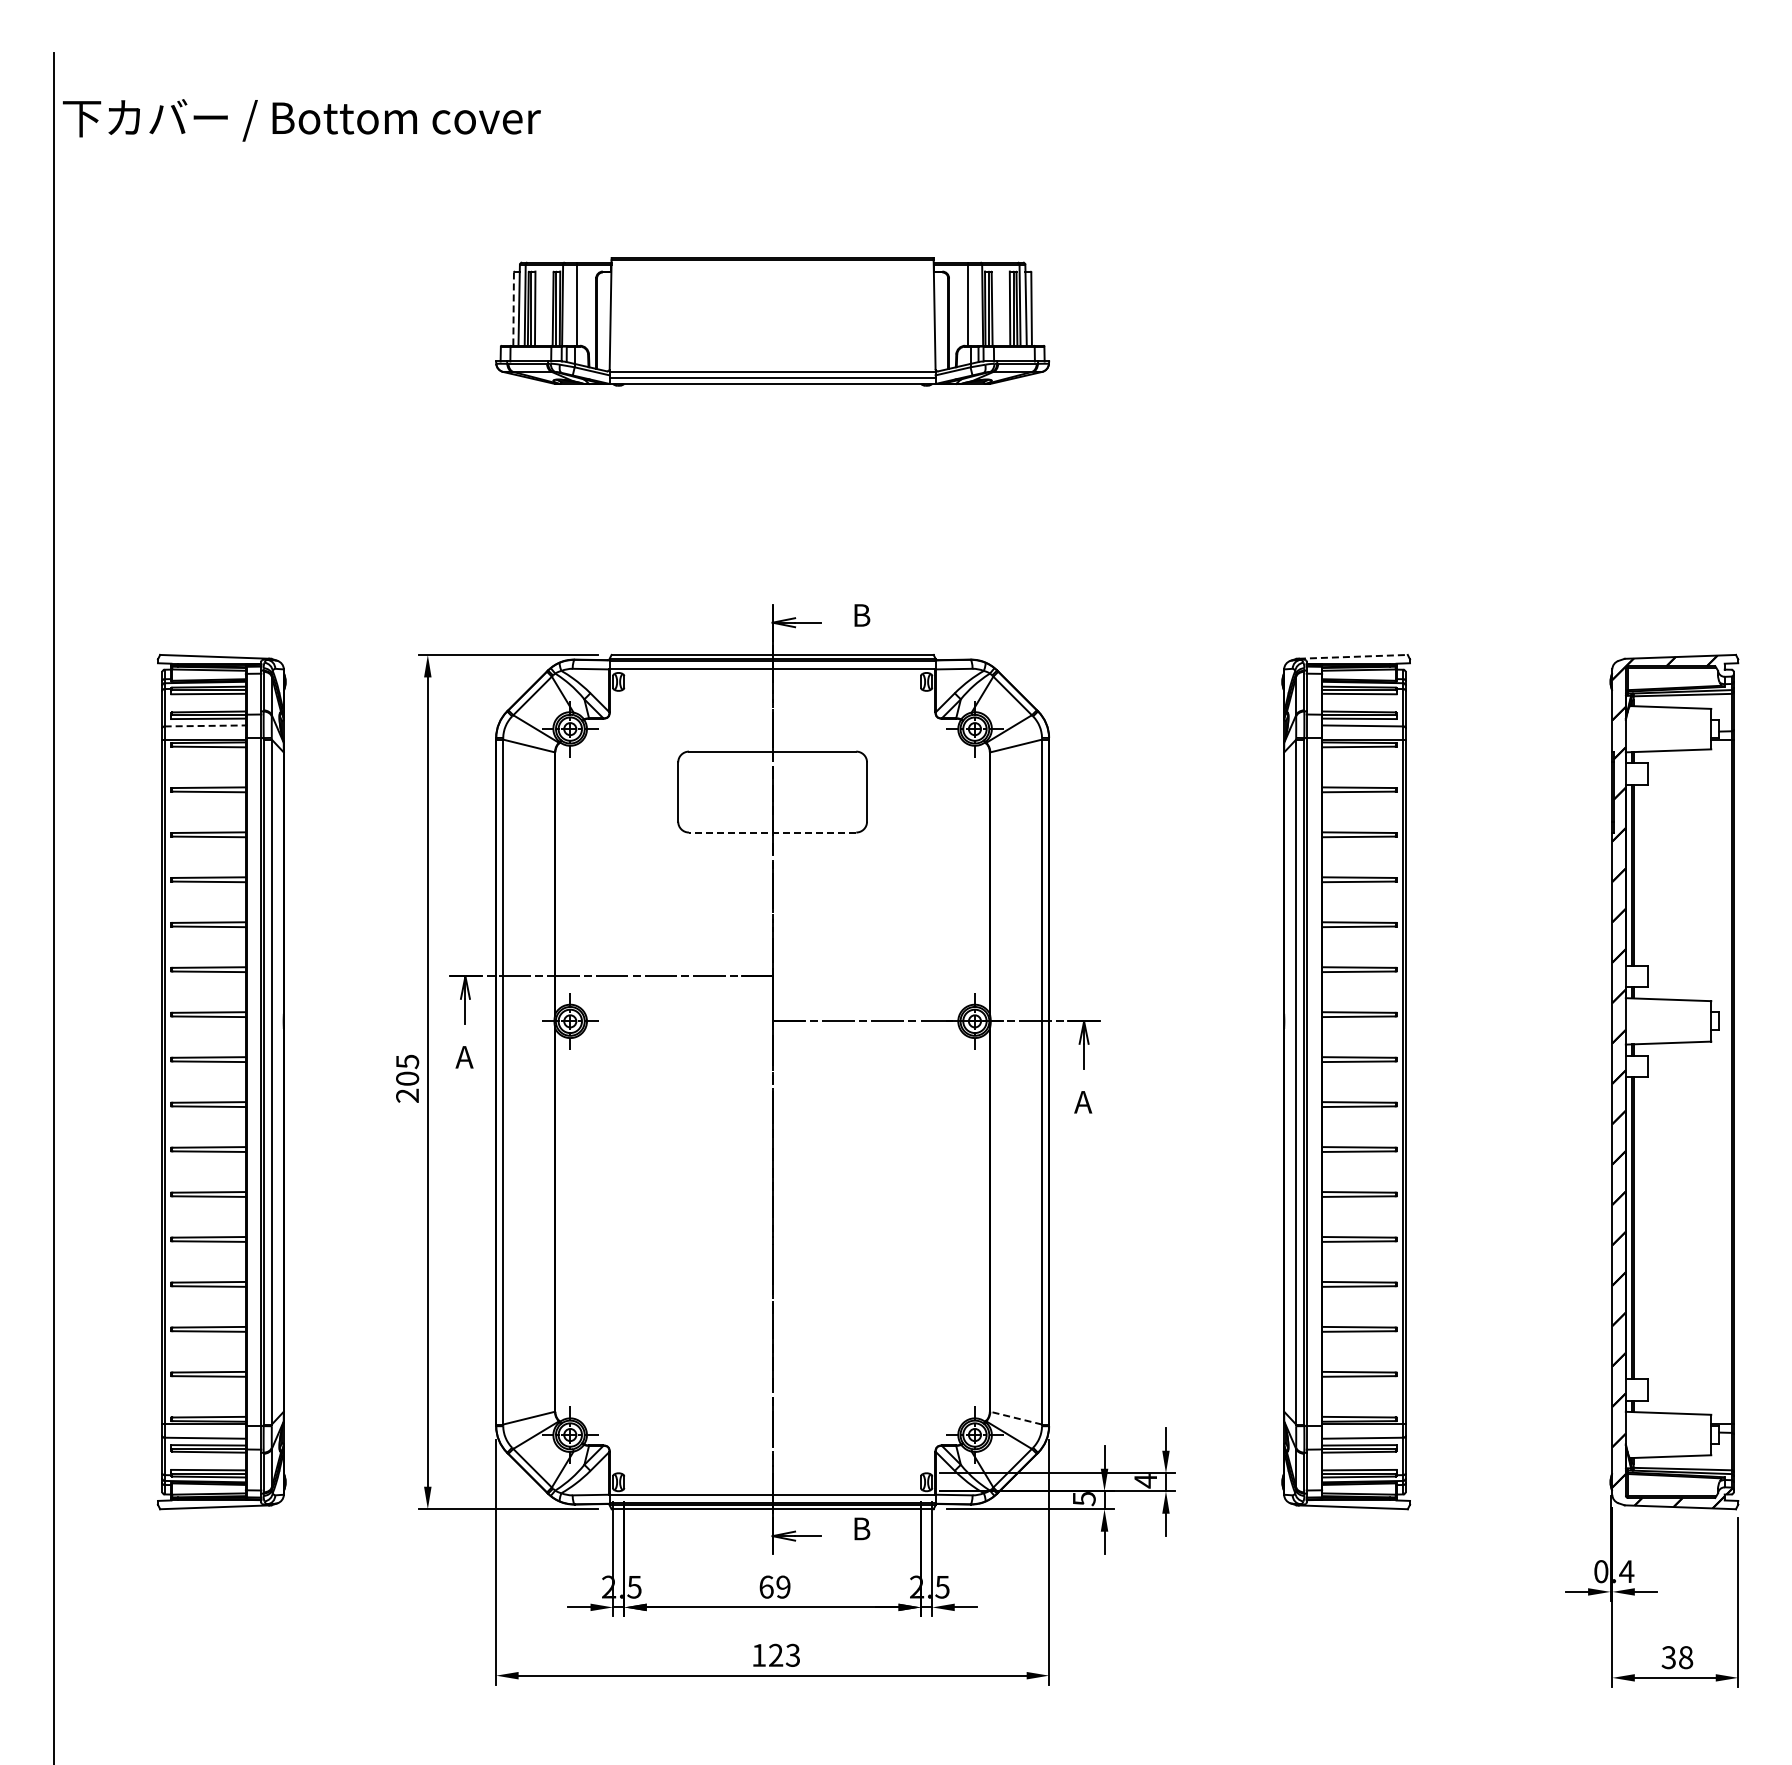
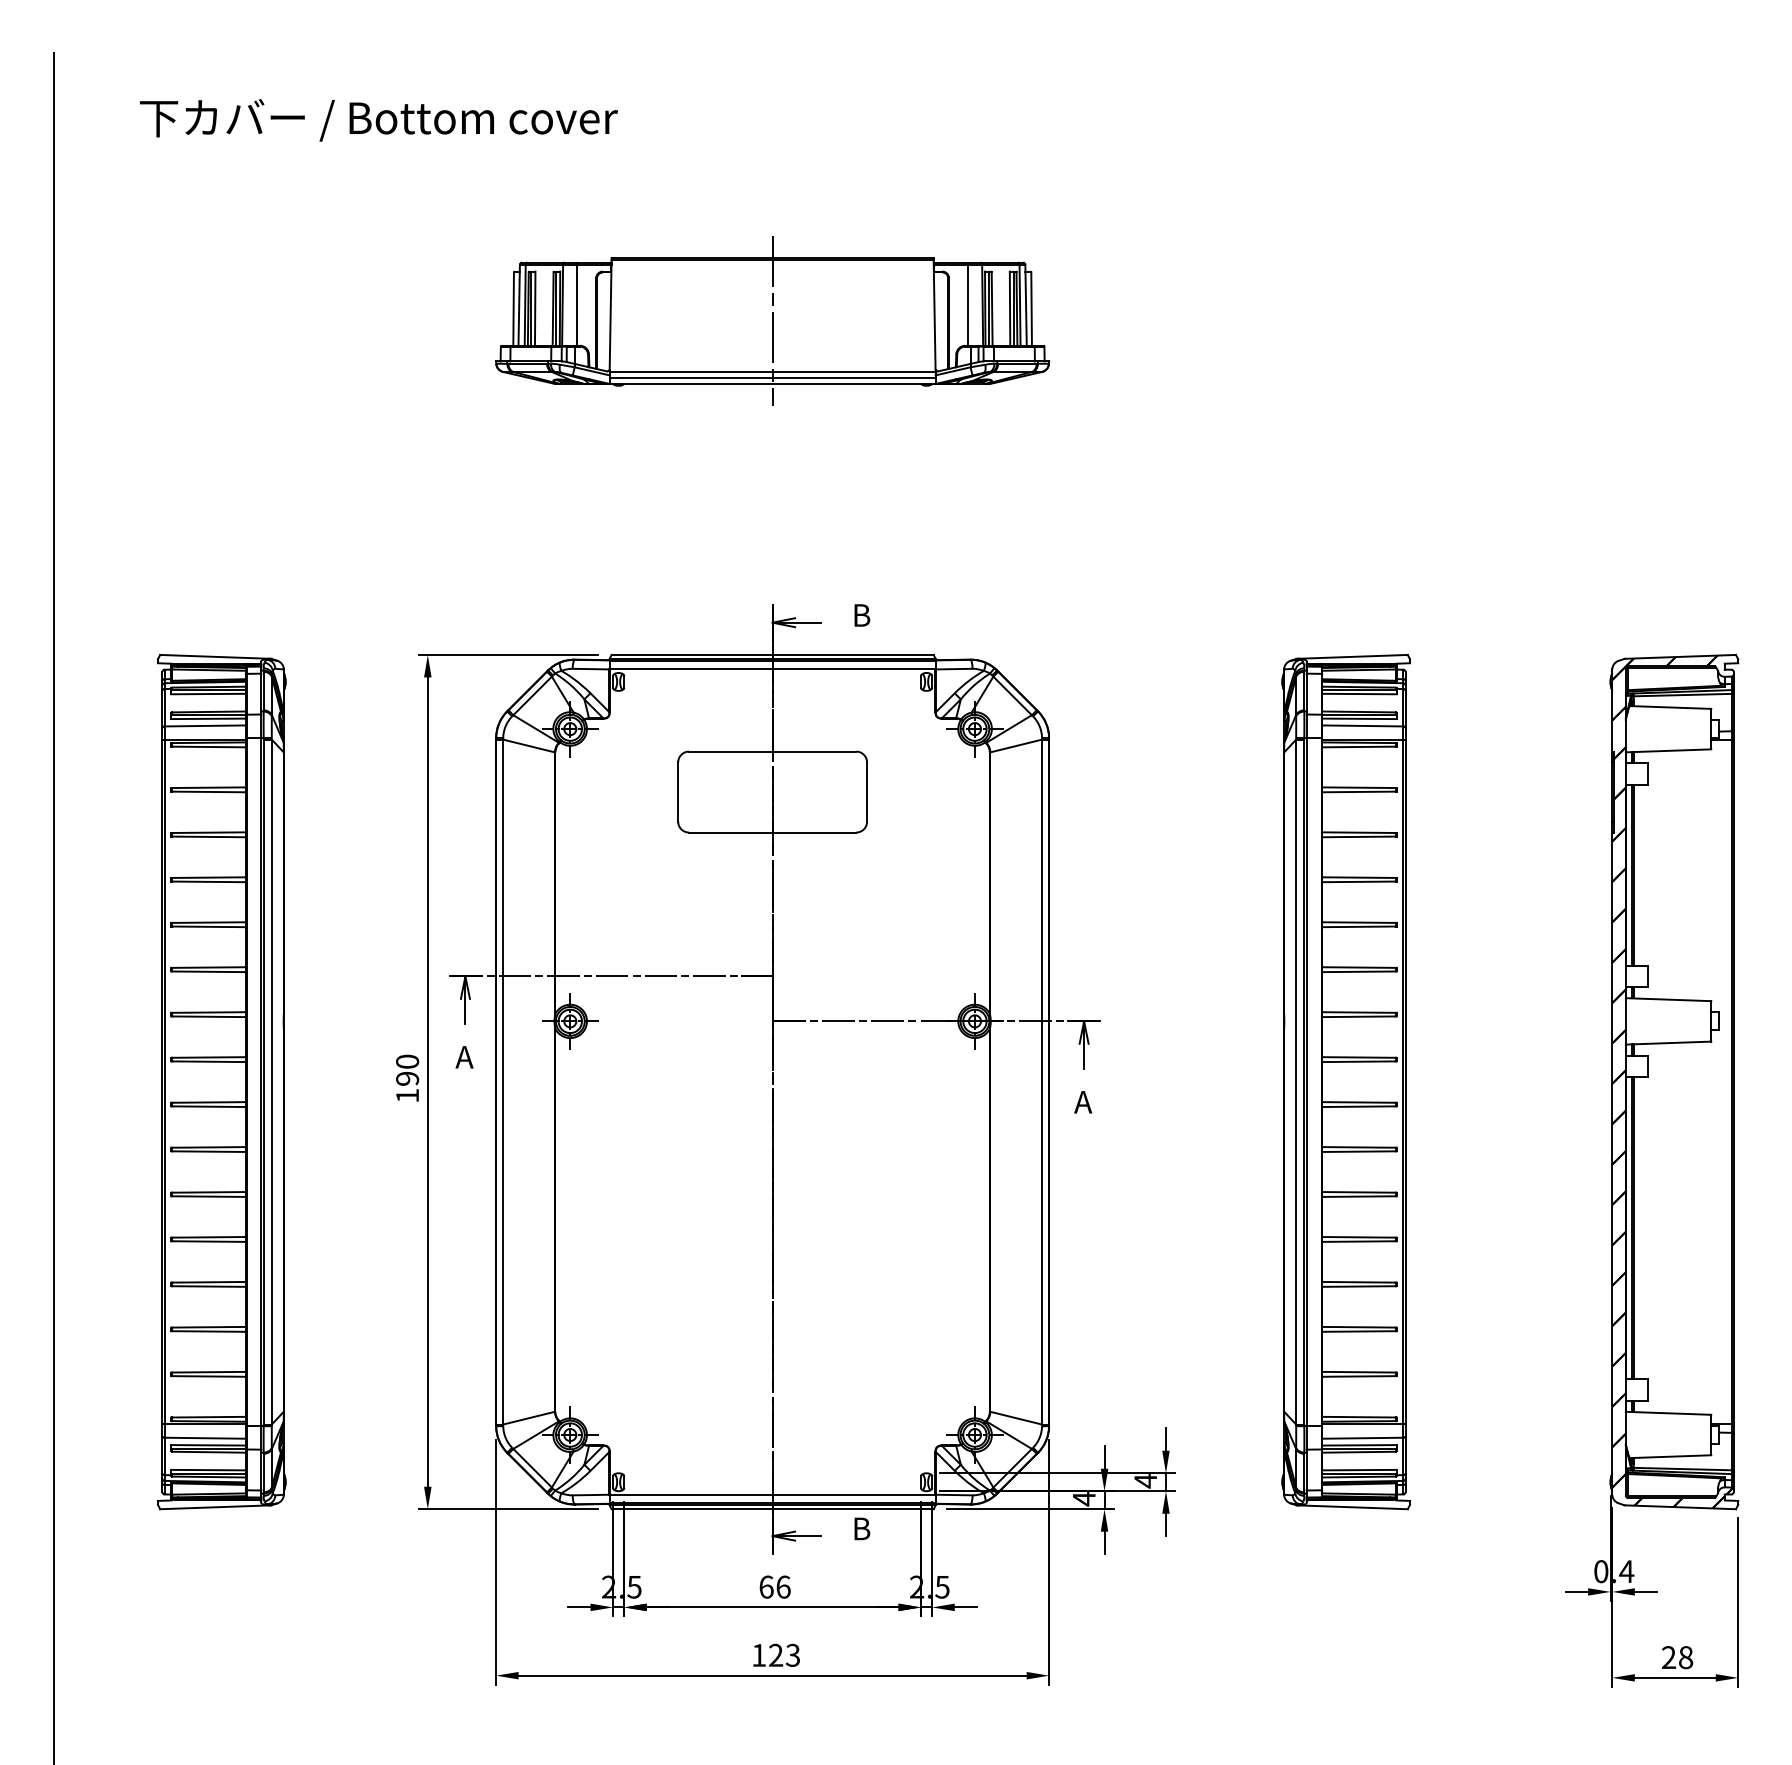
text position: (301, 120) -> (378, 120) (378, 120)
line: dashed -> solid (513, 309)
line: none -> present (772, 320)
line: dashed -> solid (1353, 656)
line: dashed -> solid (205, 725)
line: dashed -> solid (772, 832)
text: 205 -> 190 (407, 1078)
line: dashed -> solid (1016, 1418)
text: 5 -> 4 (1084, 1499)
text: 69 -> 66 (783, 1586)
text: 38 -> 28 (1668, 1657)
